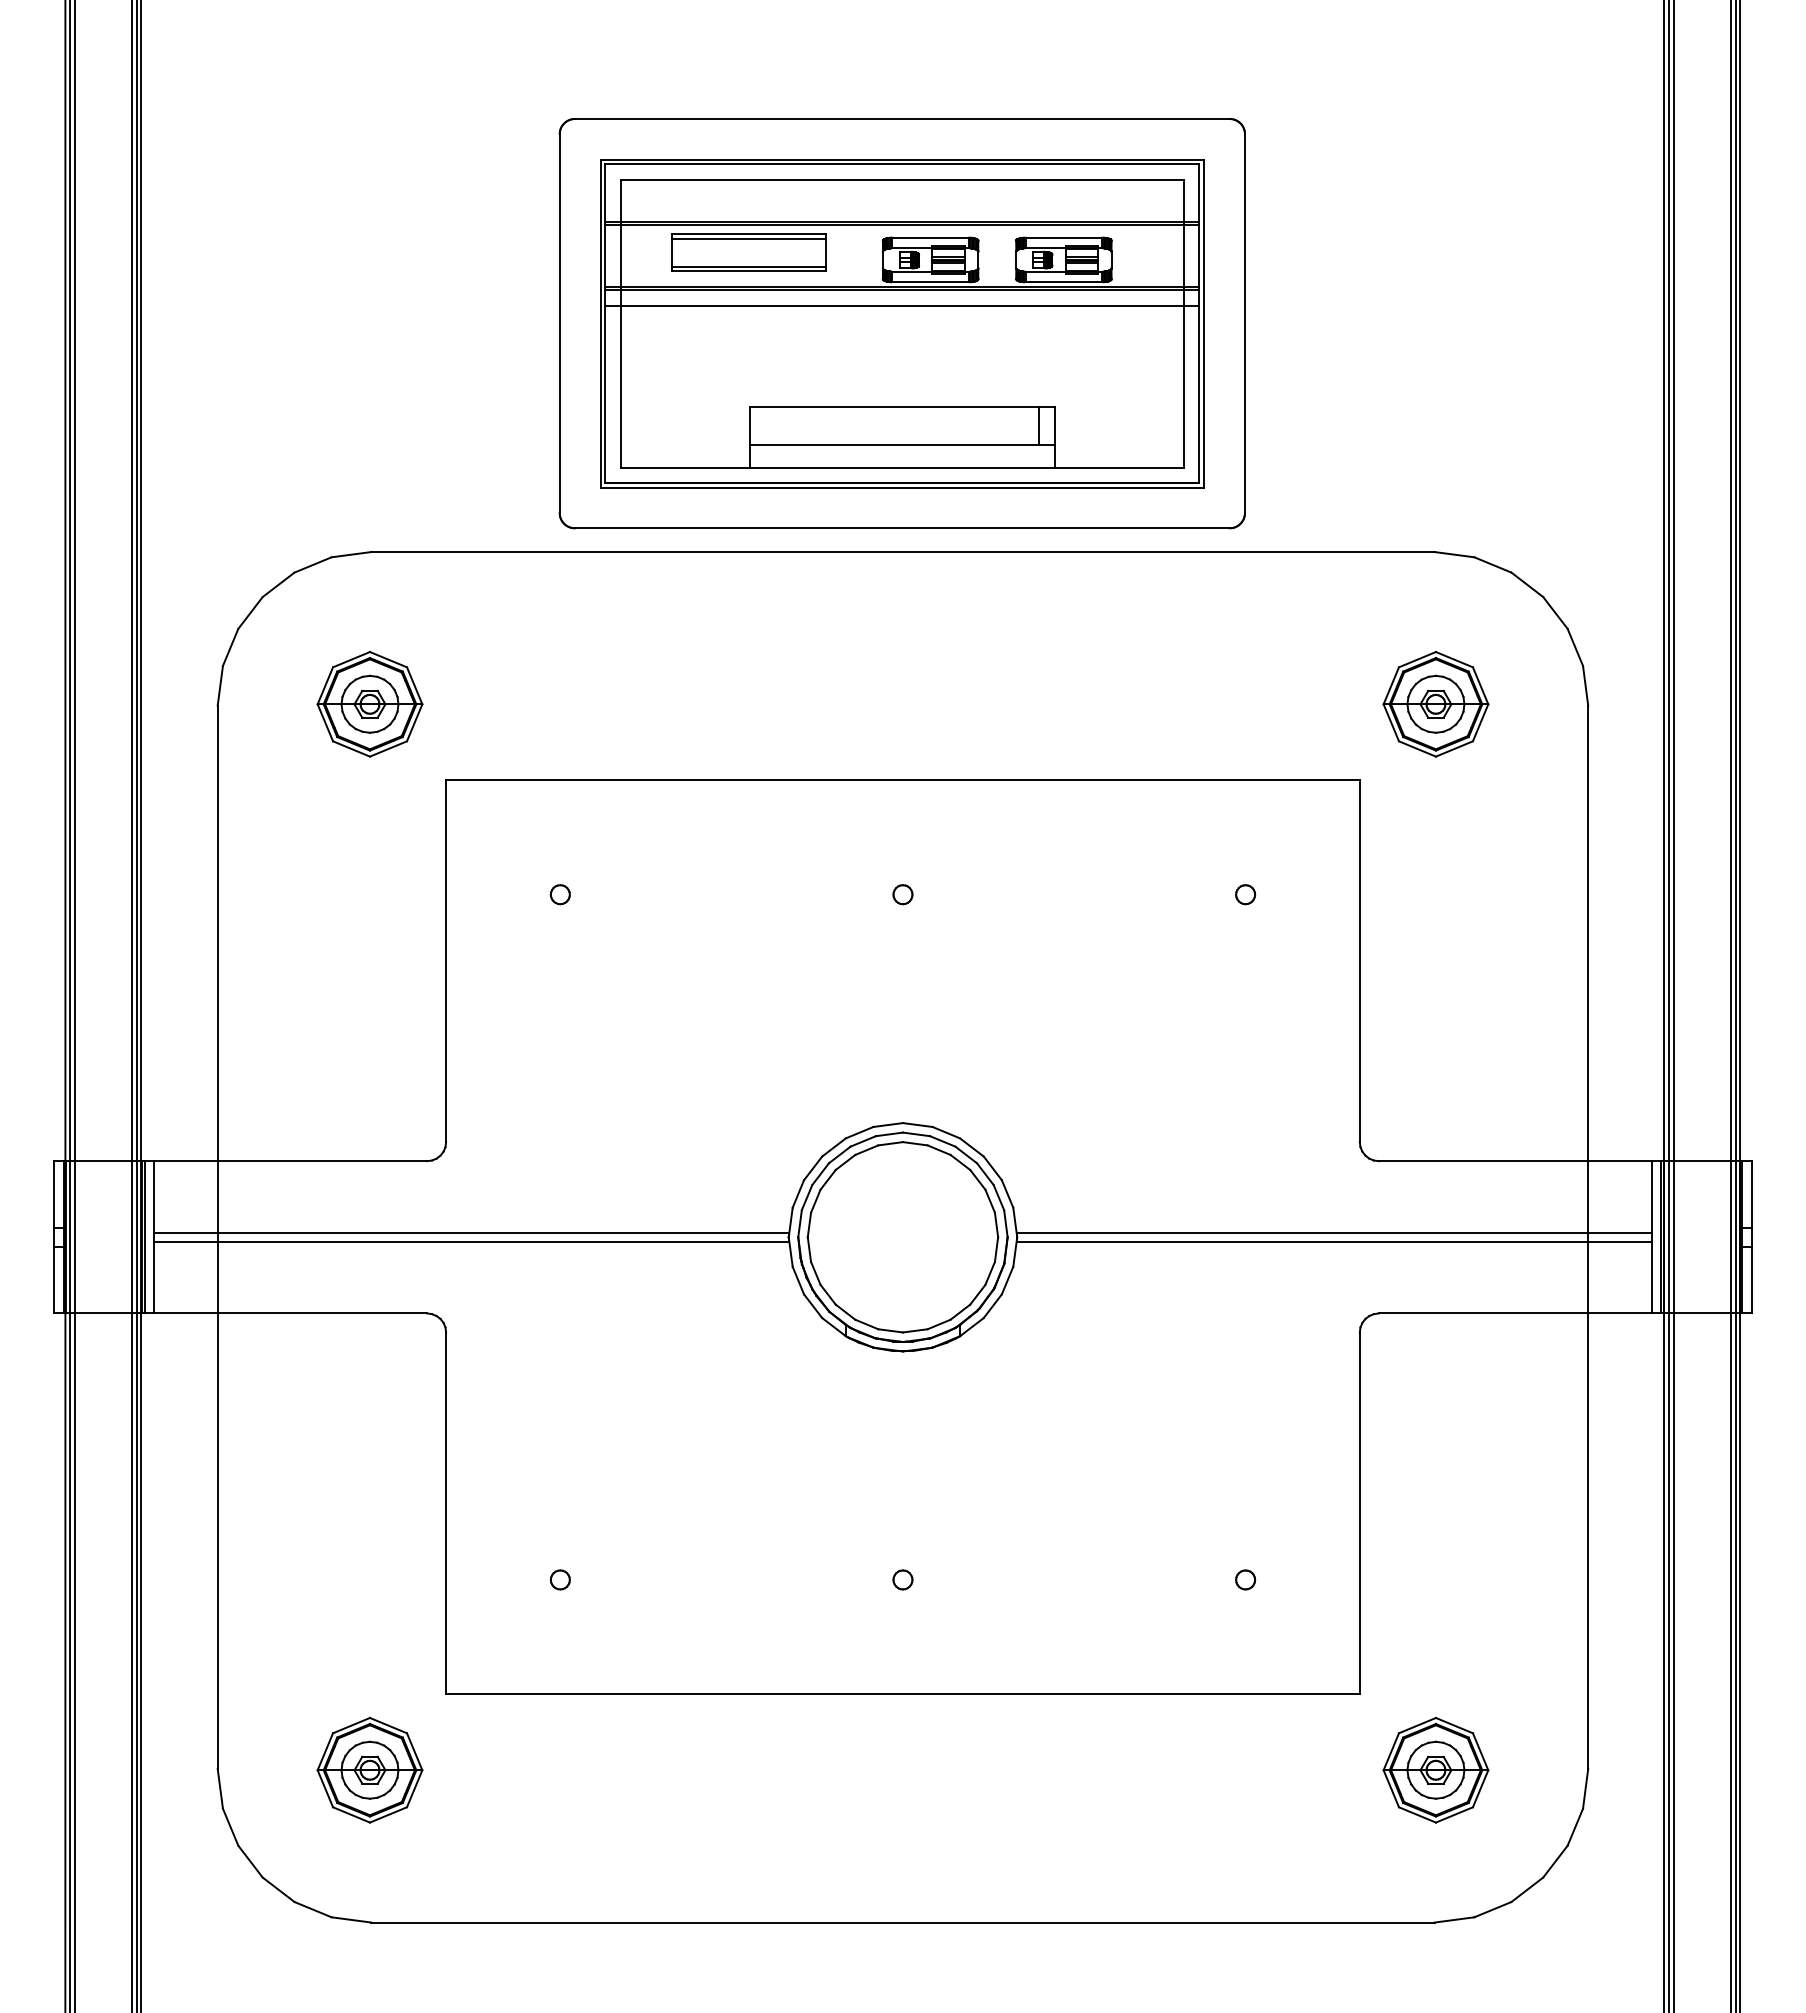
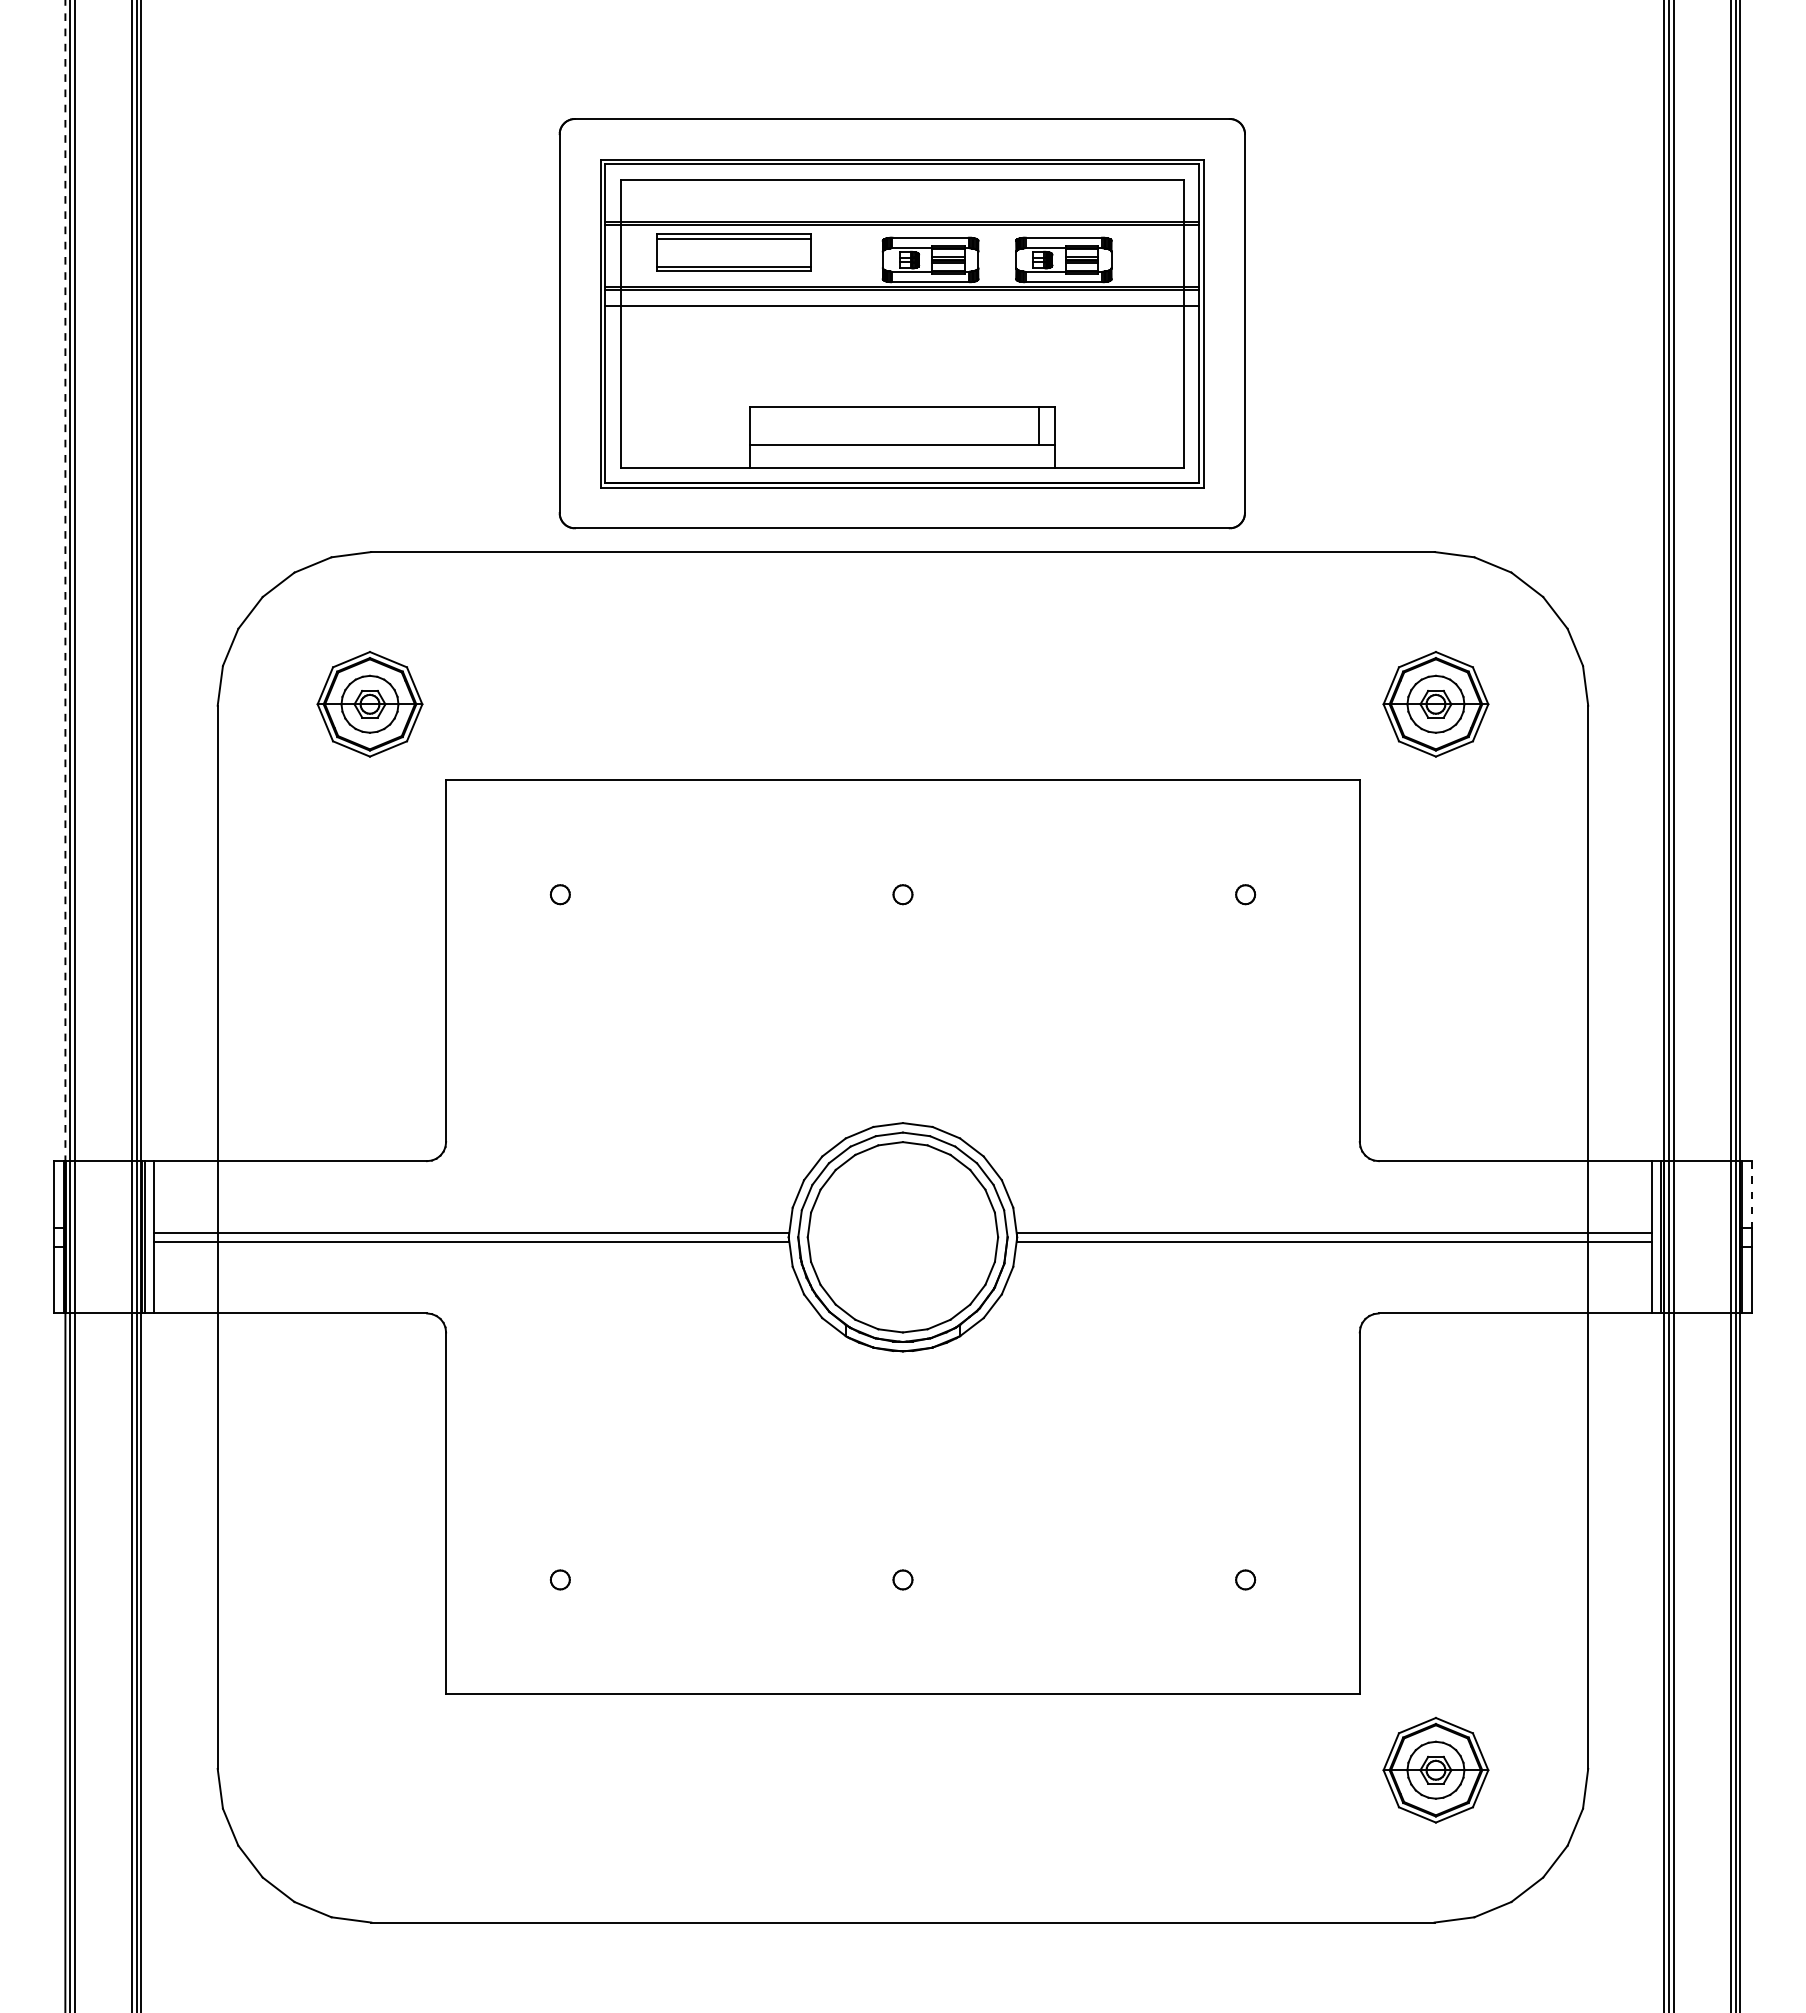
part position: (748, 252) -> (733, 252) (733, 252)
line: solid -> dashed (65, 581)
line: solid -> dashed (1751, 1195)
part: present -> none (369, 1770)
